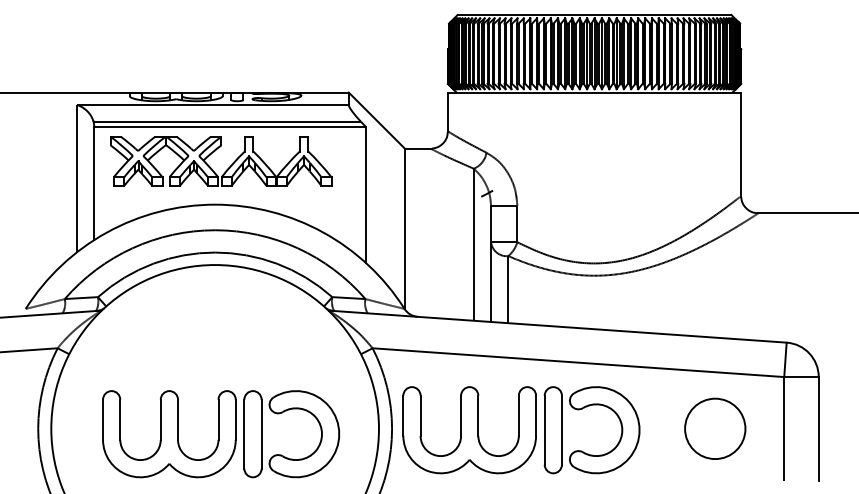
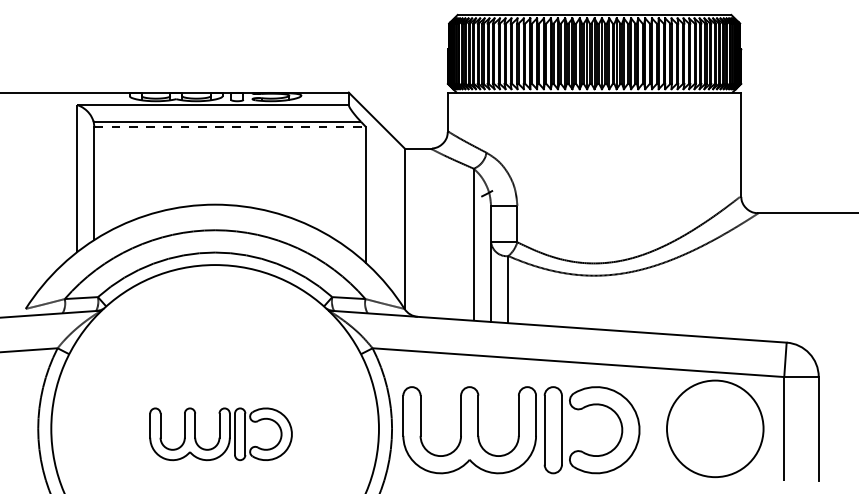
line: solid -> dashed (230, 127)
part: present -> none (228, 167)
circle diameter: 60 px -> 97 px (714, 428)
part size: 238x89 px -> 144x55 px (220, 434)
